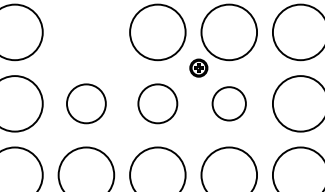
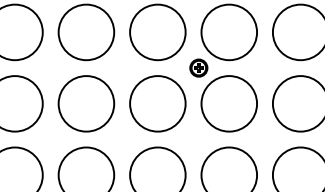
circle: none -> present (86, 32)
circle diameter: 39 px -> 56 px (86, 103)
circle diameter: 39 px -> 56 px (157, 103)
circle diameter: 33 px -> 56 px (229, 103)
